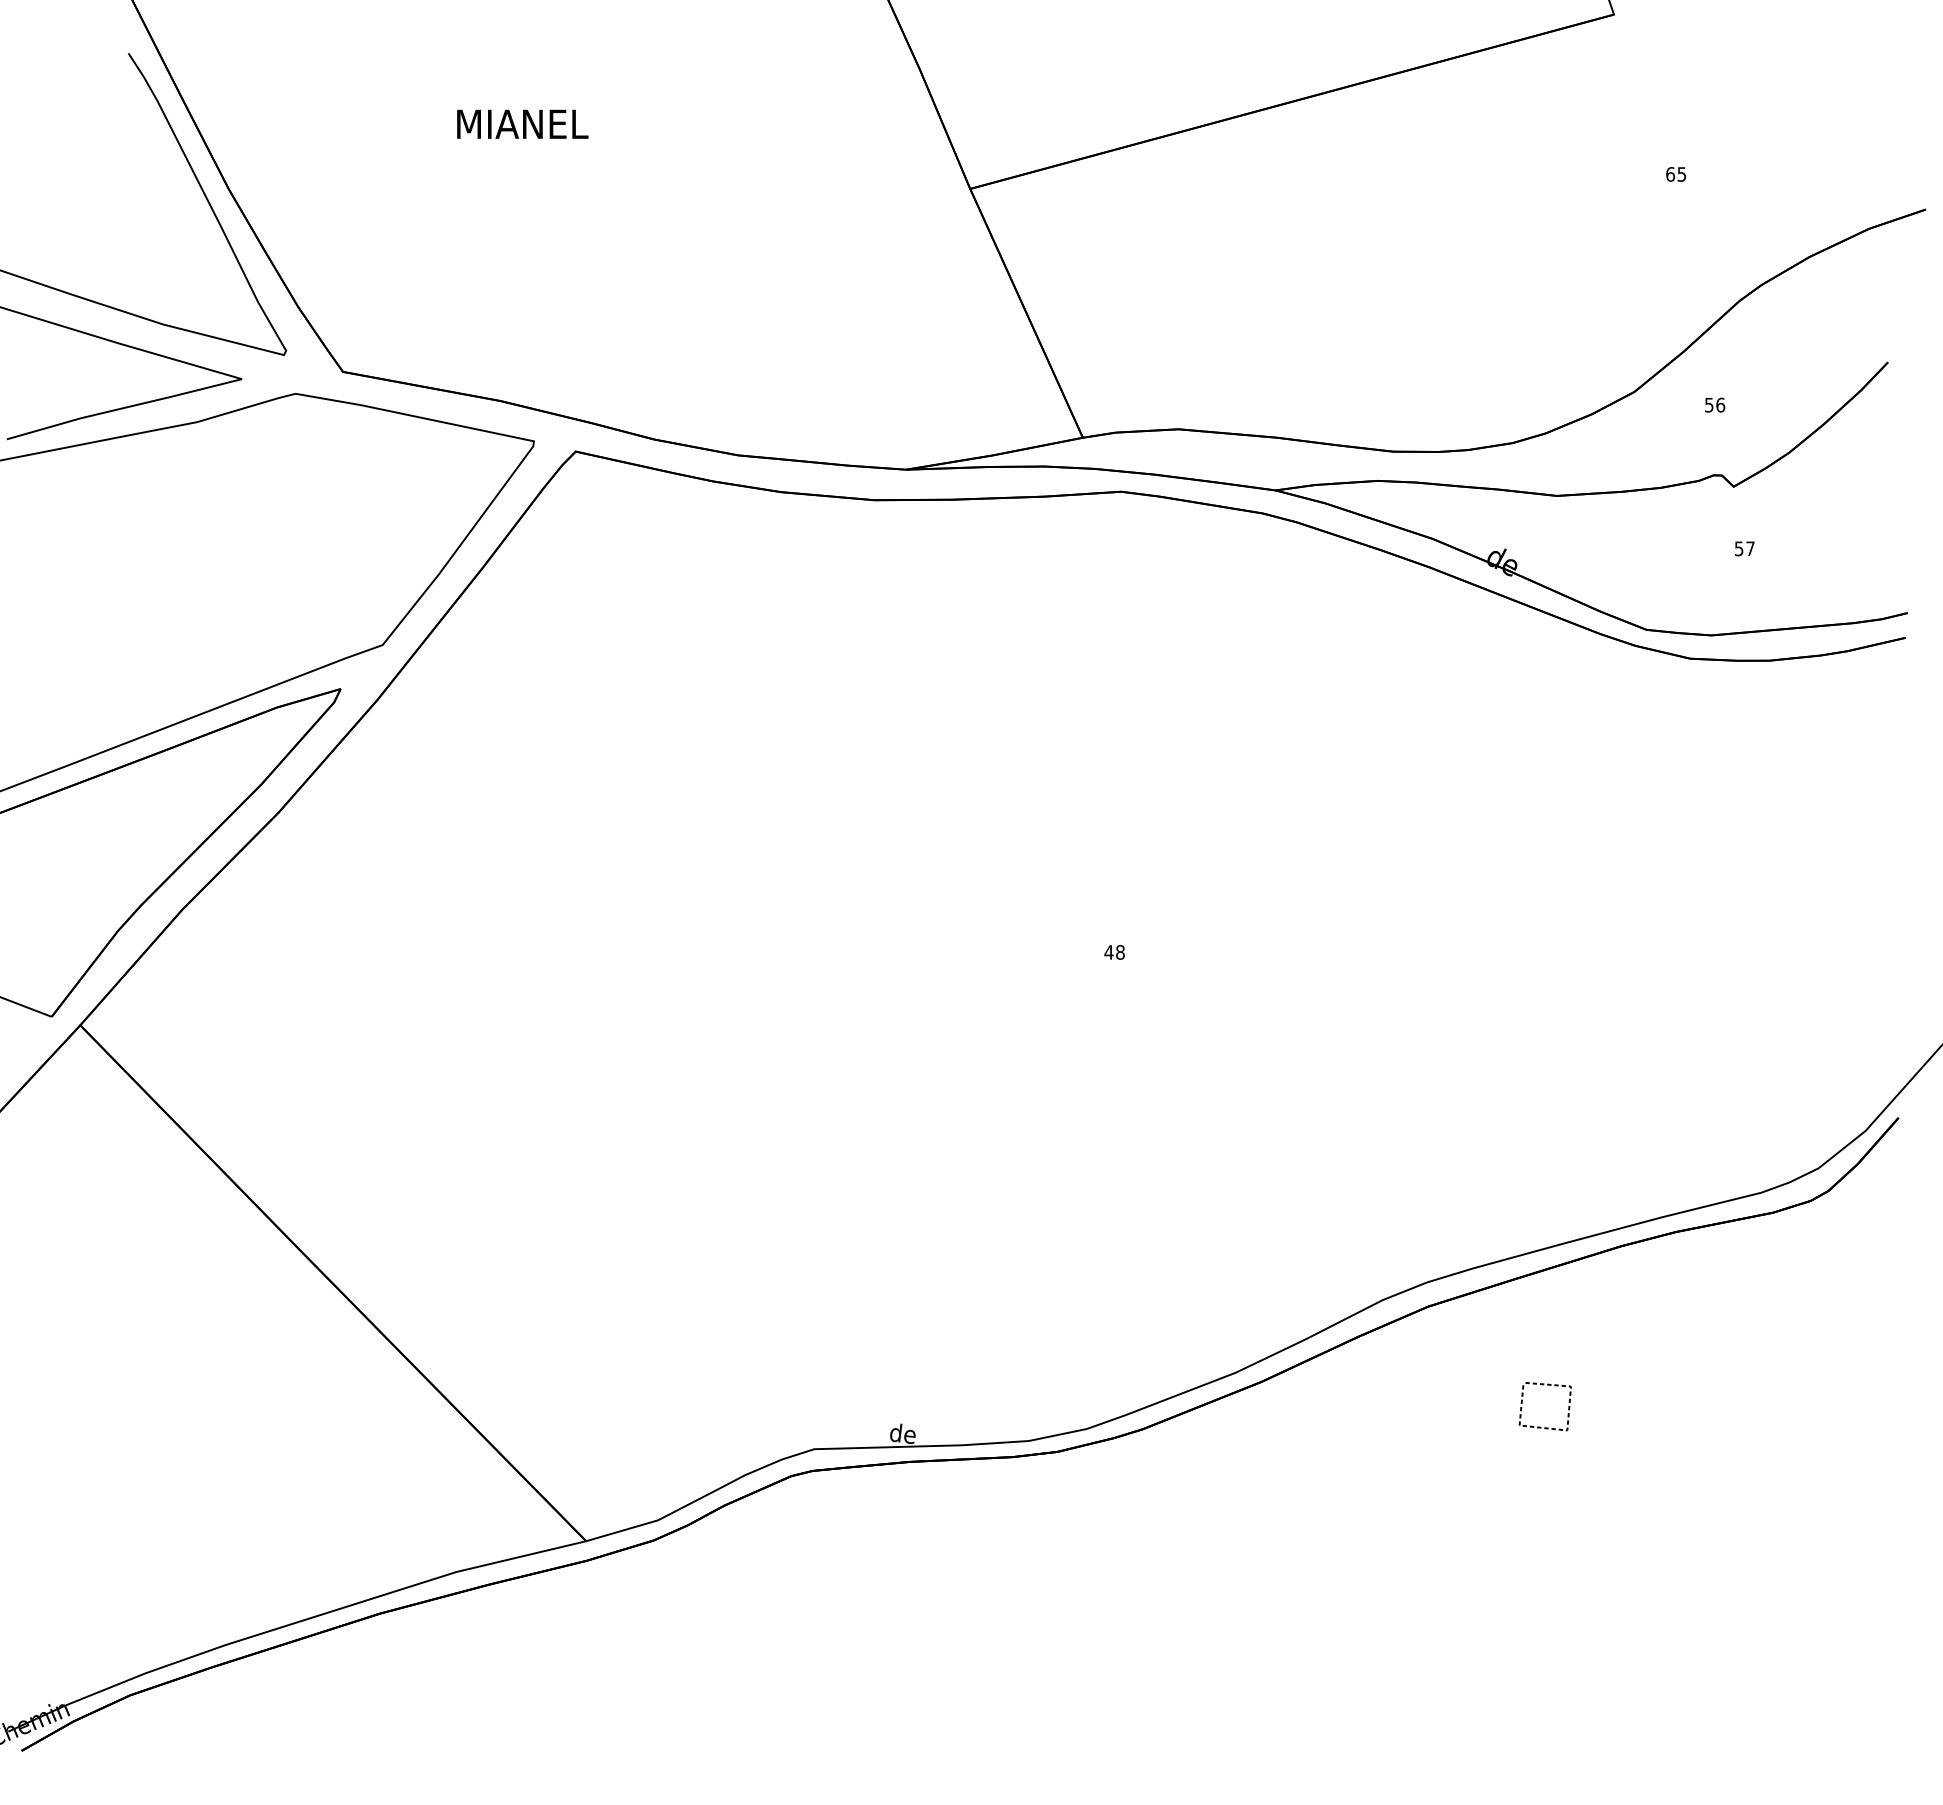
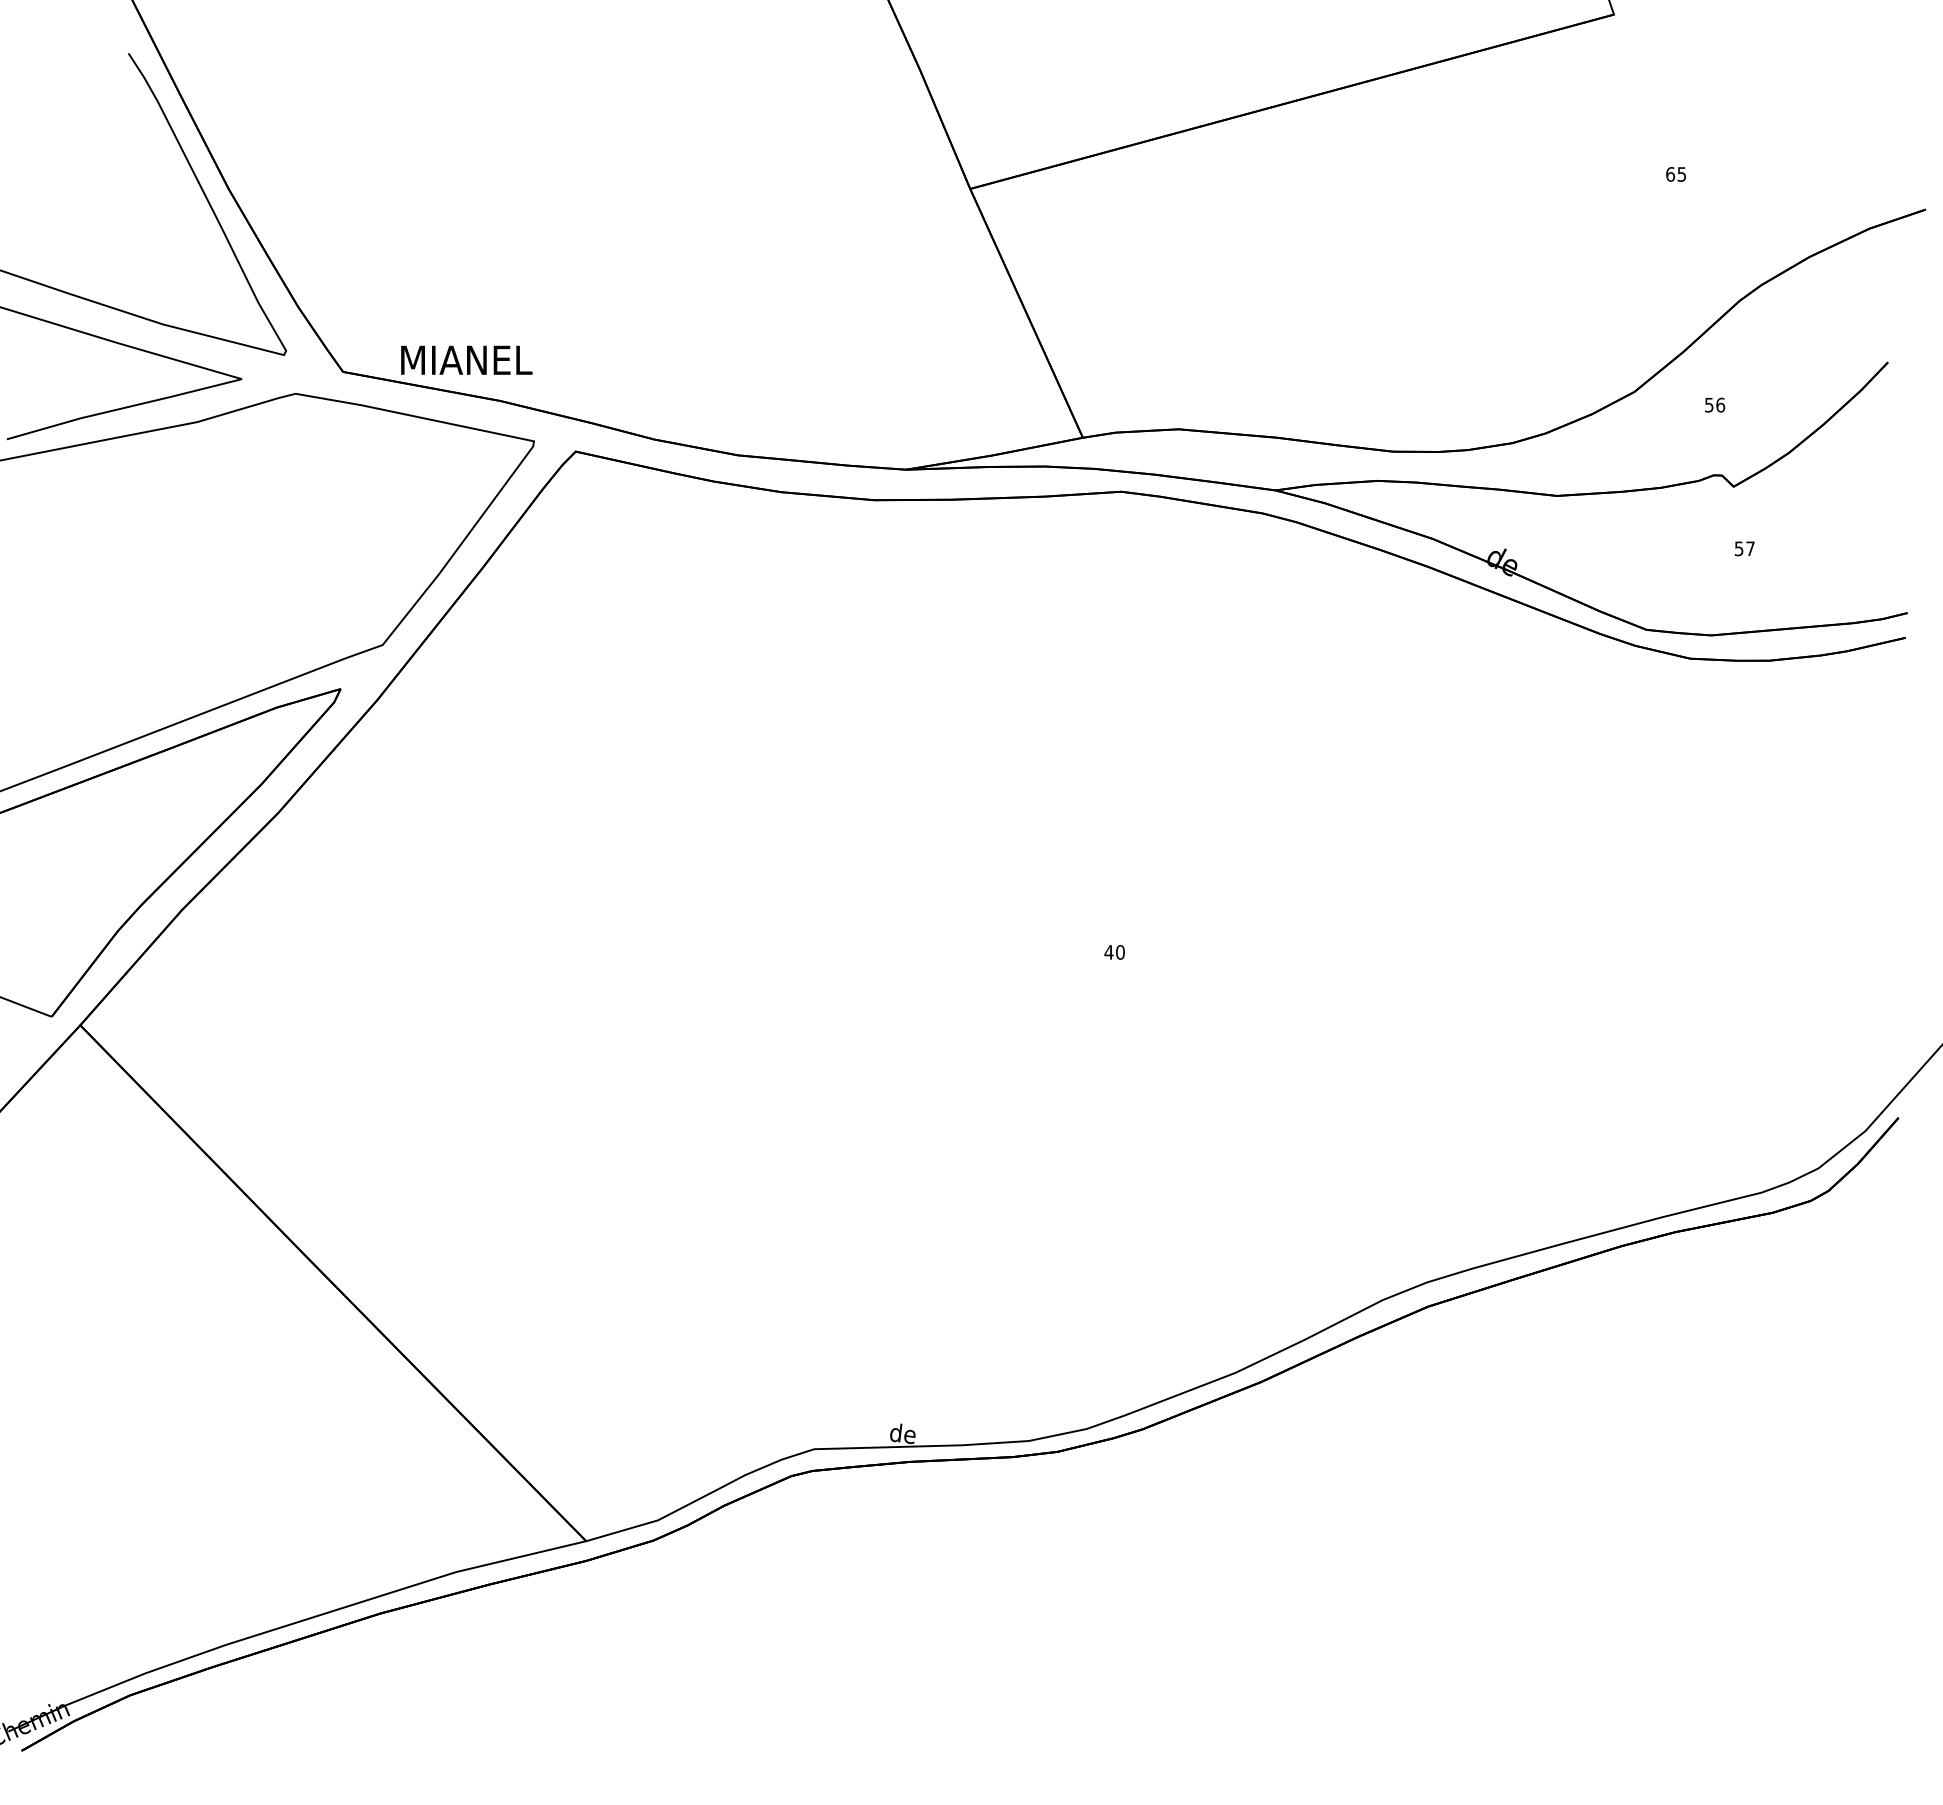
text position: (522, 123) -> (466, 359) (466, 359)
text: 48 -> 40 (1120, 952)
line: present -> none (1540, 1426)
